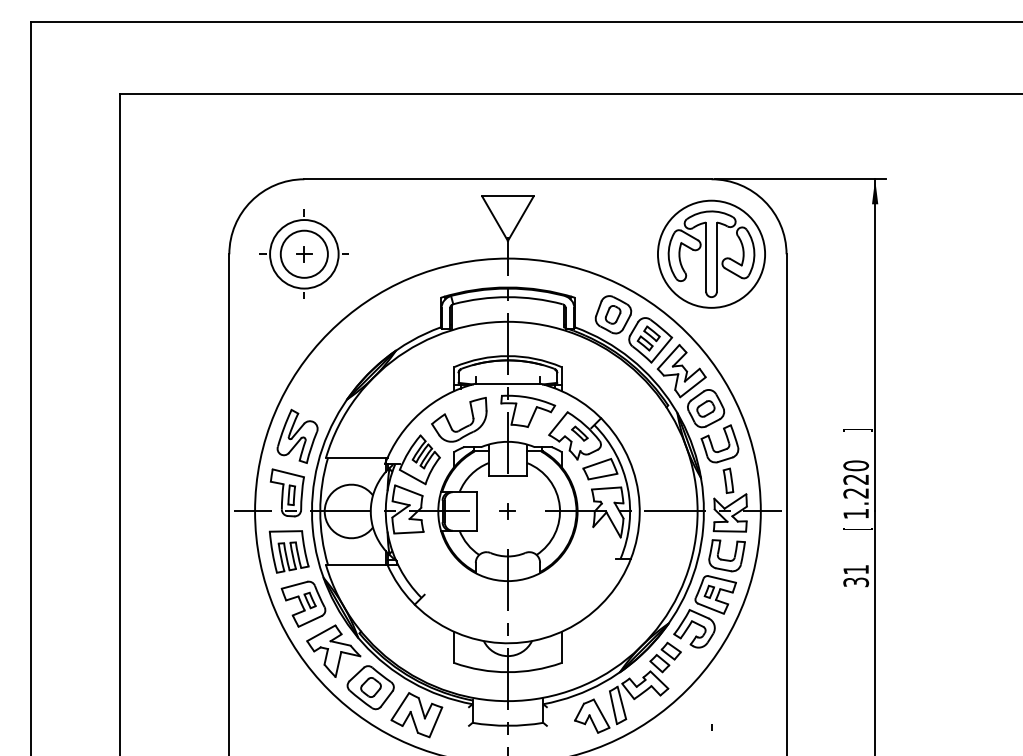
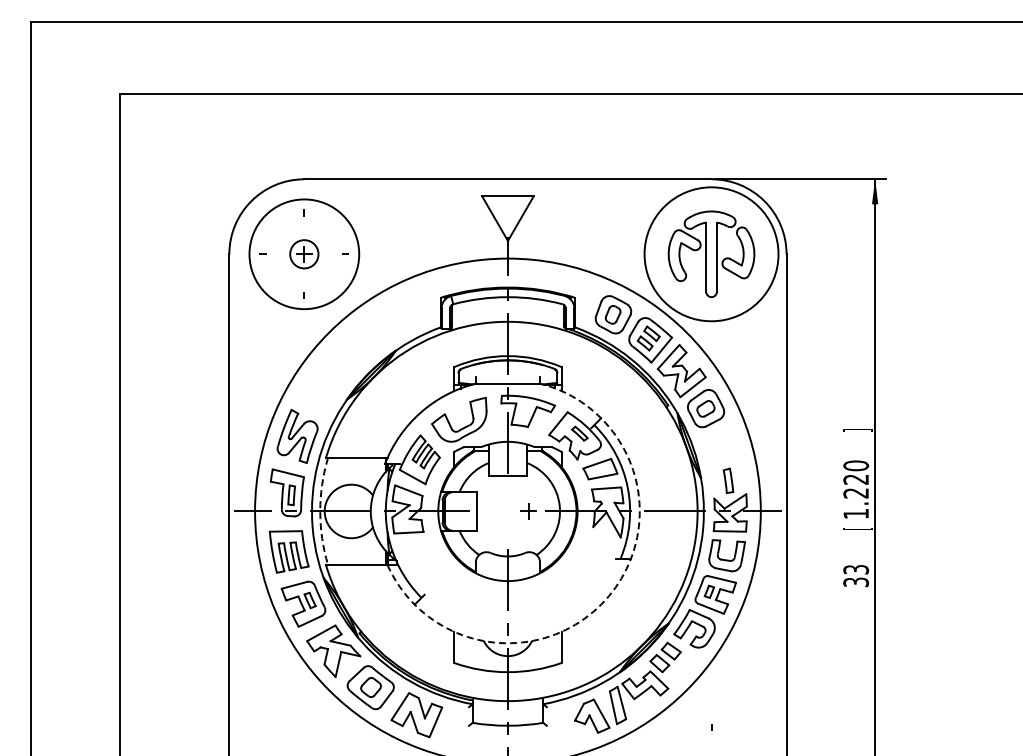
circle diameter: 47 px -> 28 px (304, 254)
circle diameter: 107 px -> 134 px (711, 254)
circle diameter: 69 px -> 110 px (304, 254)
part: present -> none (721, 449)
arc: solid -> dashed (320, 511)
part position: (507, 511) -> (528, 511) (528, 511)
text: 31 -> 33 (856, 569)
arc: solid -> dashed (608, 596)
